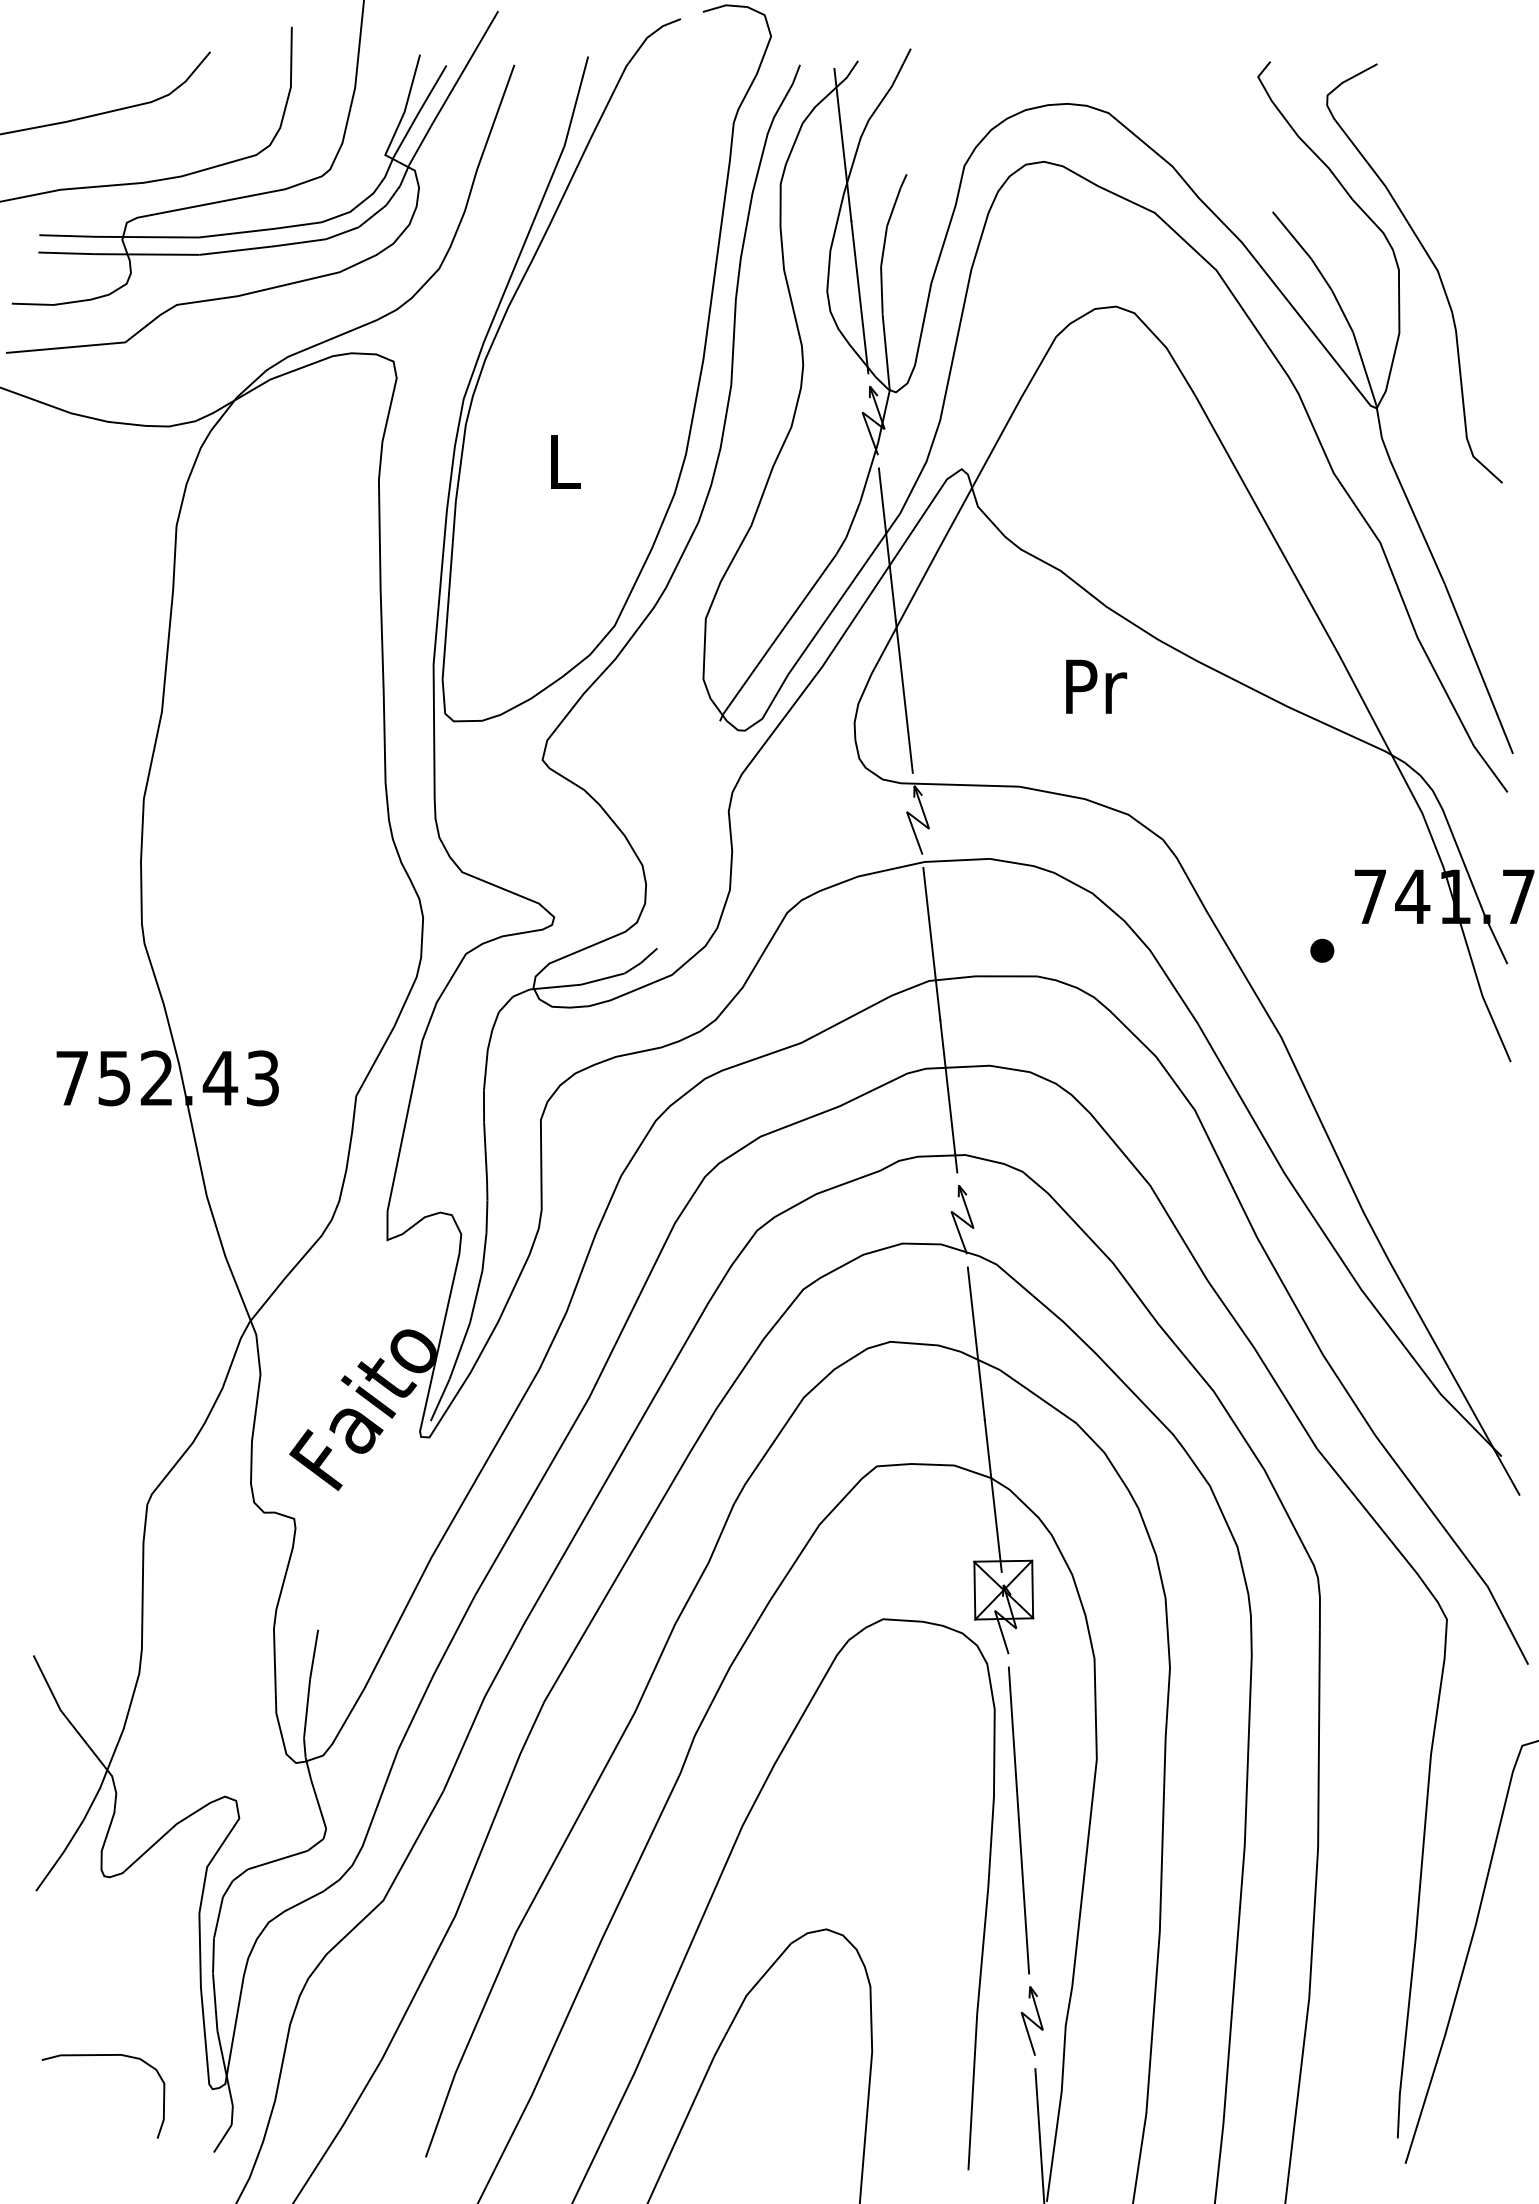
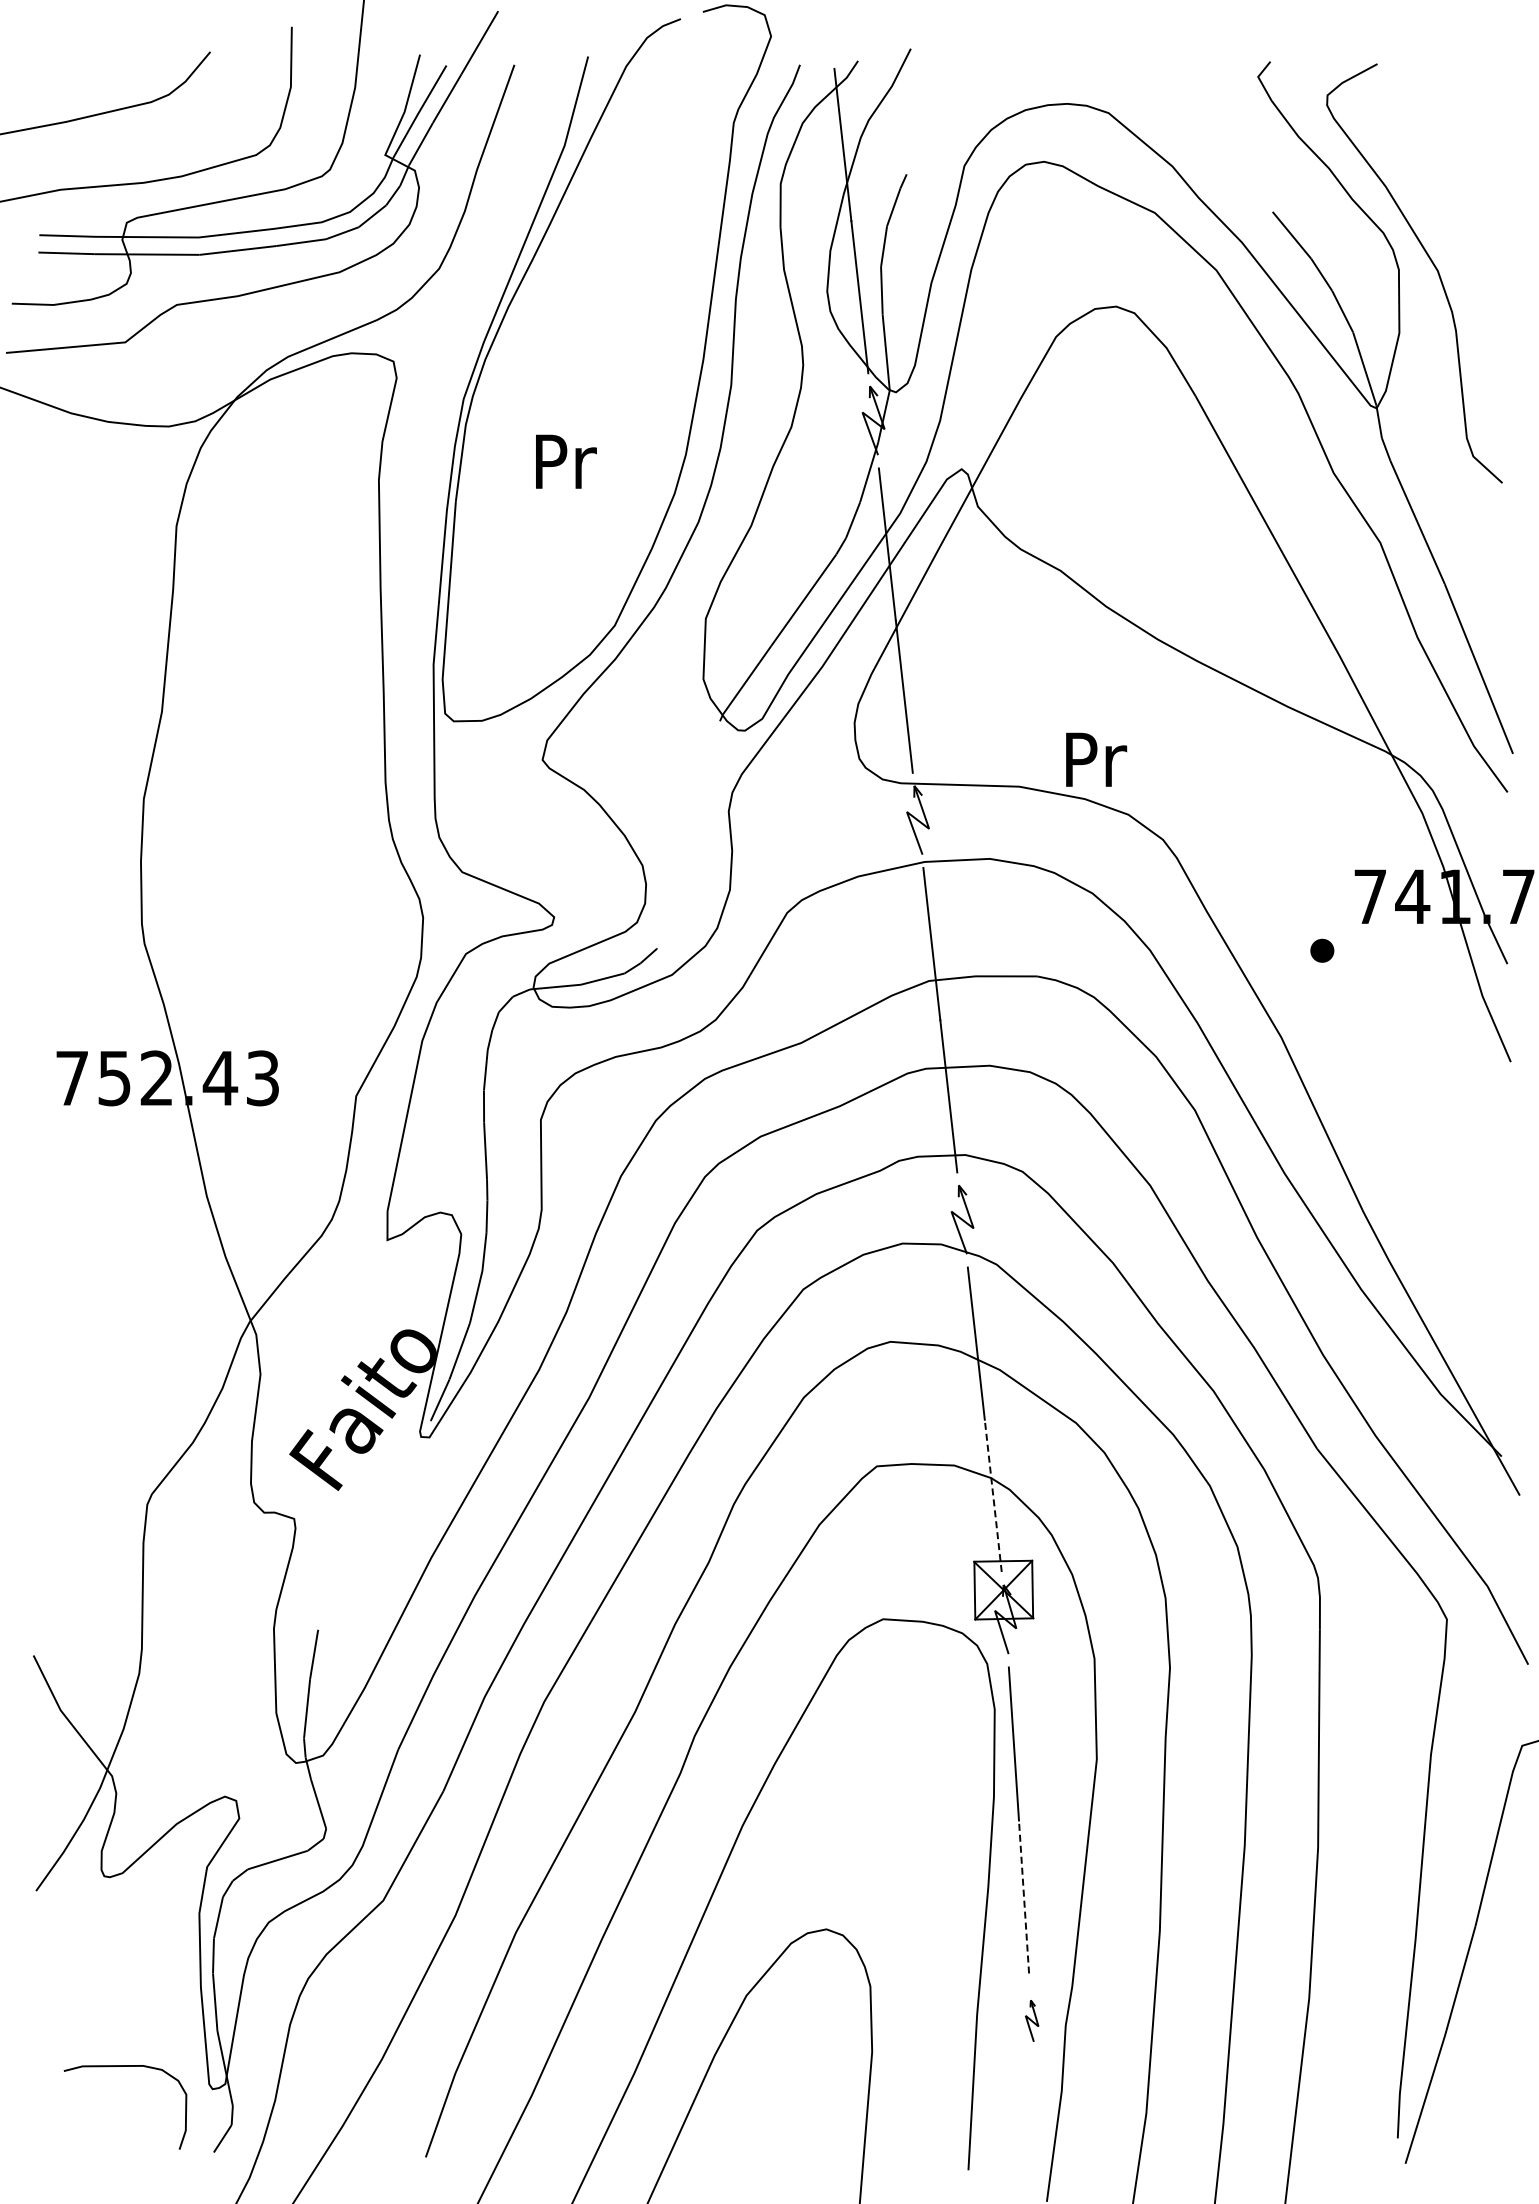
text: L -> Pr (566, 461)
text position: (1096, 686) -> (1096, 759) (1096, 759)
line: solid -> dashed (993, 1495)
line: solid -> dashed (1024, 1896)
part size: 24x70 px -> 15x42 px (1032, 2020)
curve position: (103, 2055) -> (125, 2066) (125, 2066)
line: present -> none (1039, 2134)
